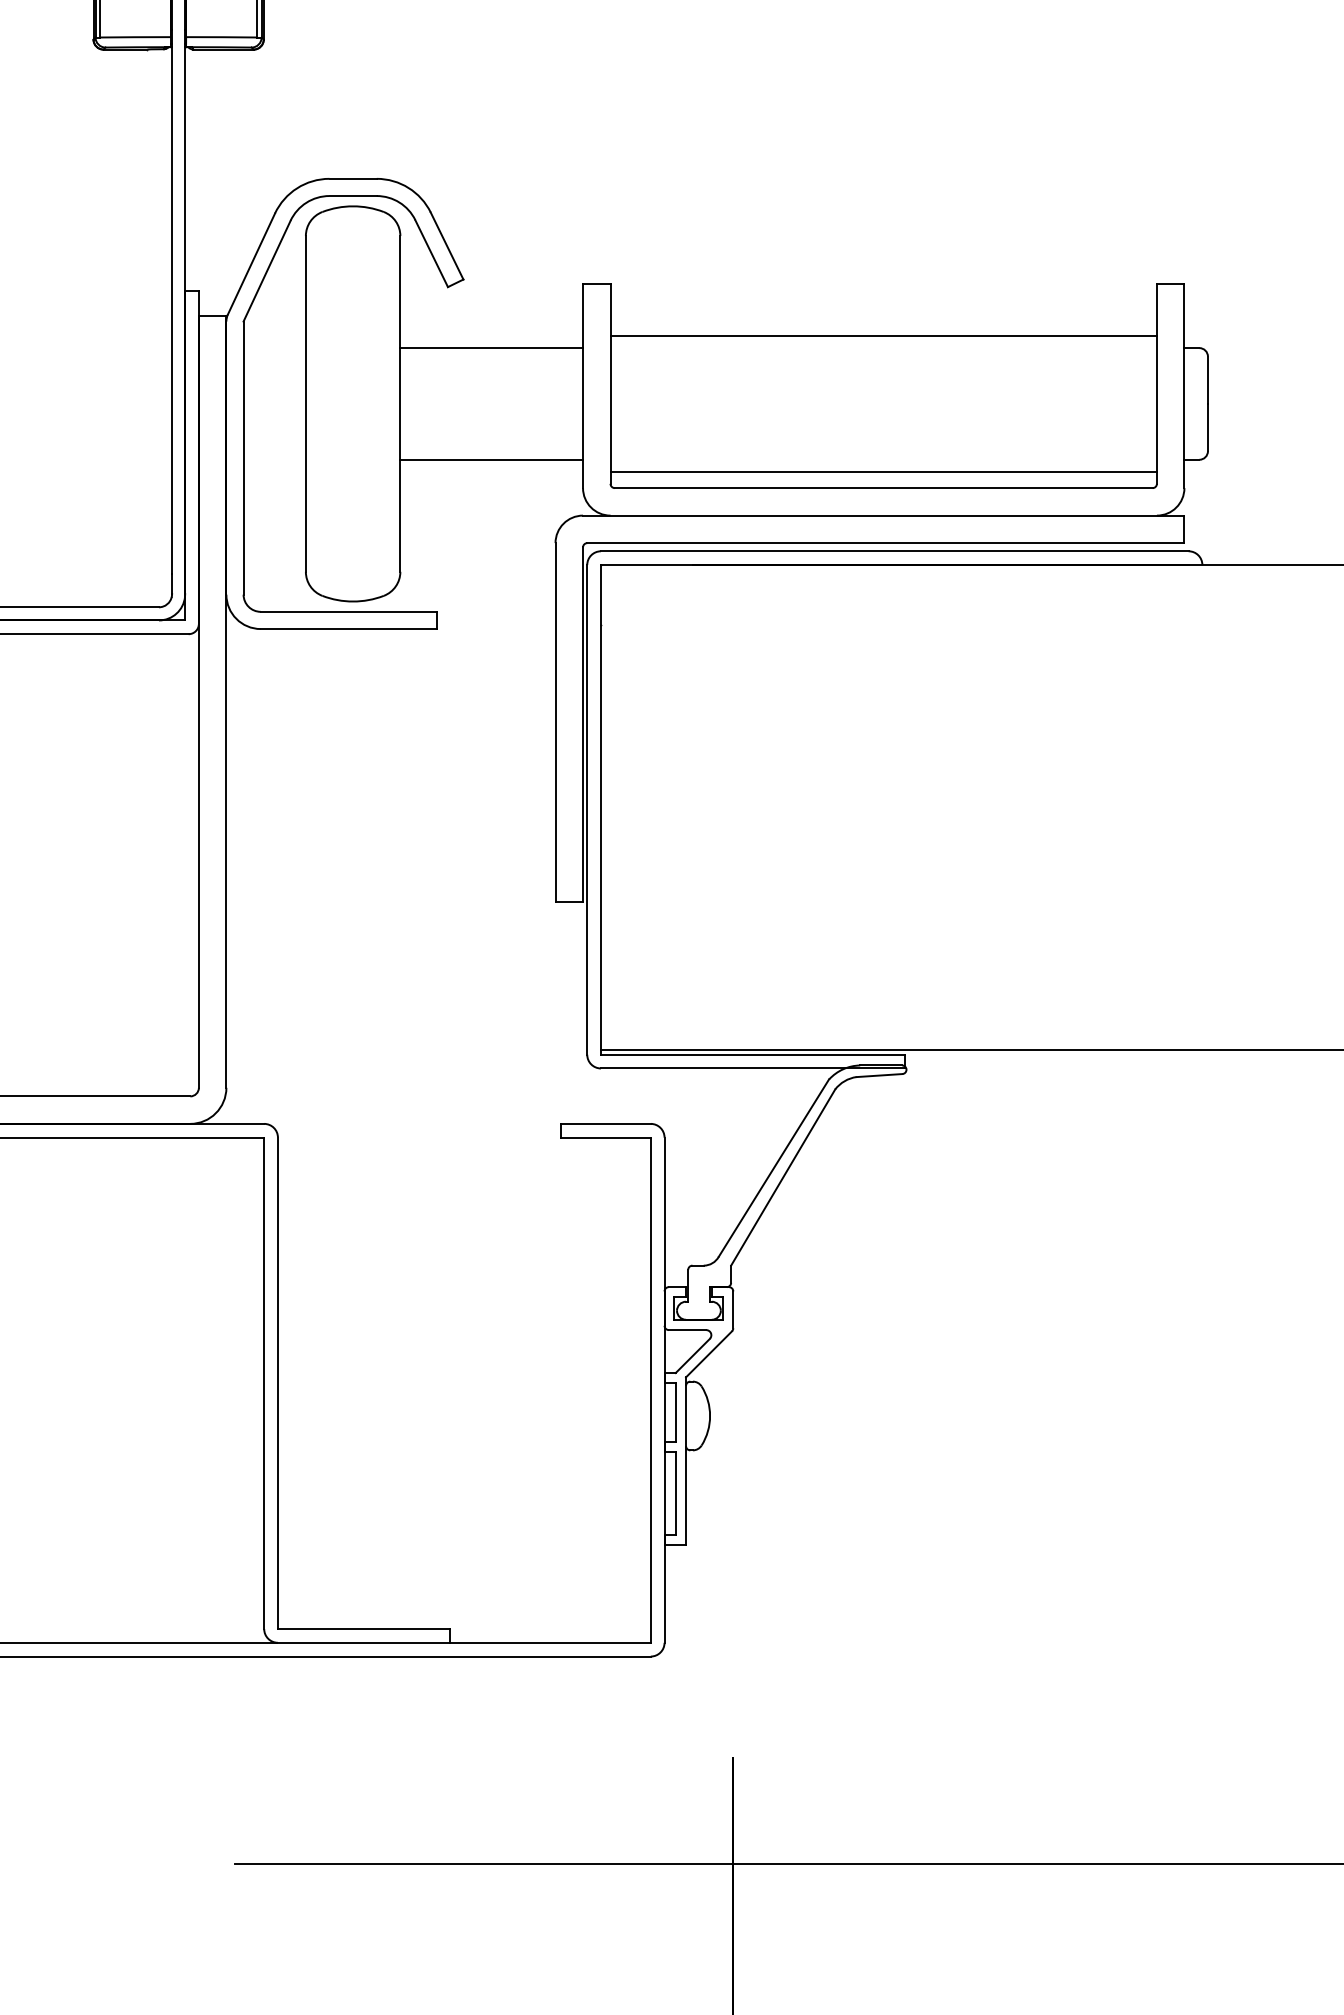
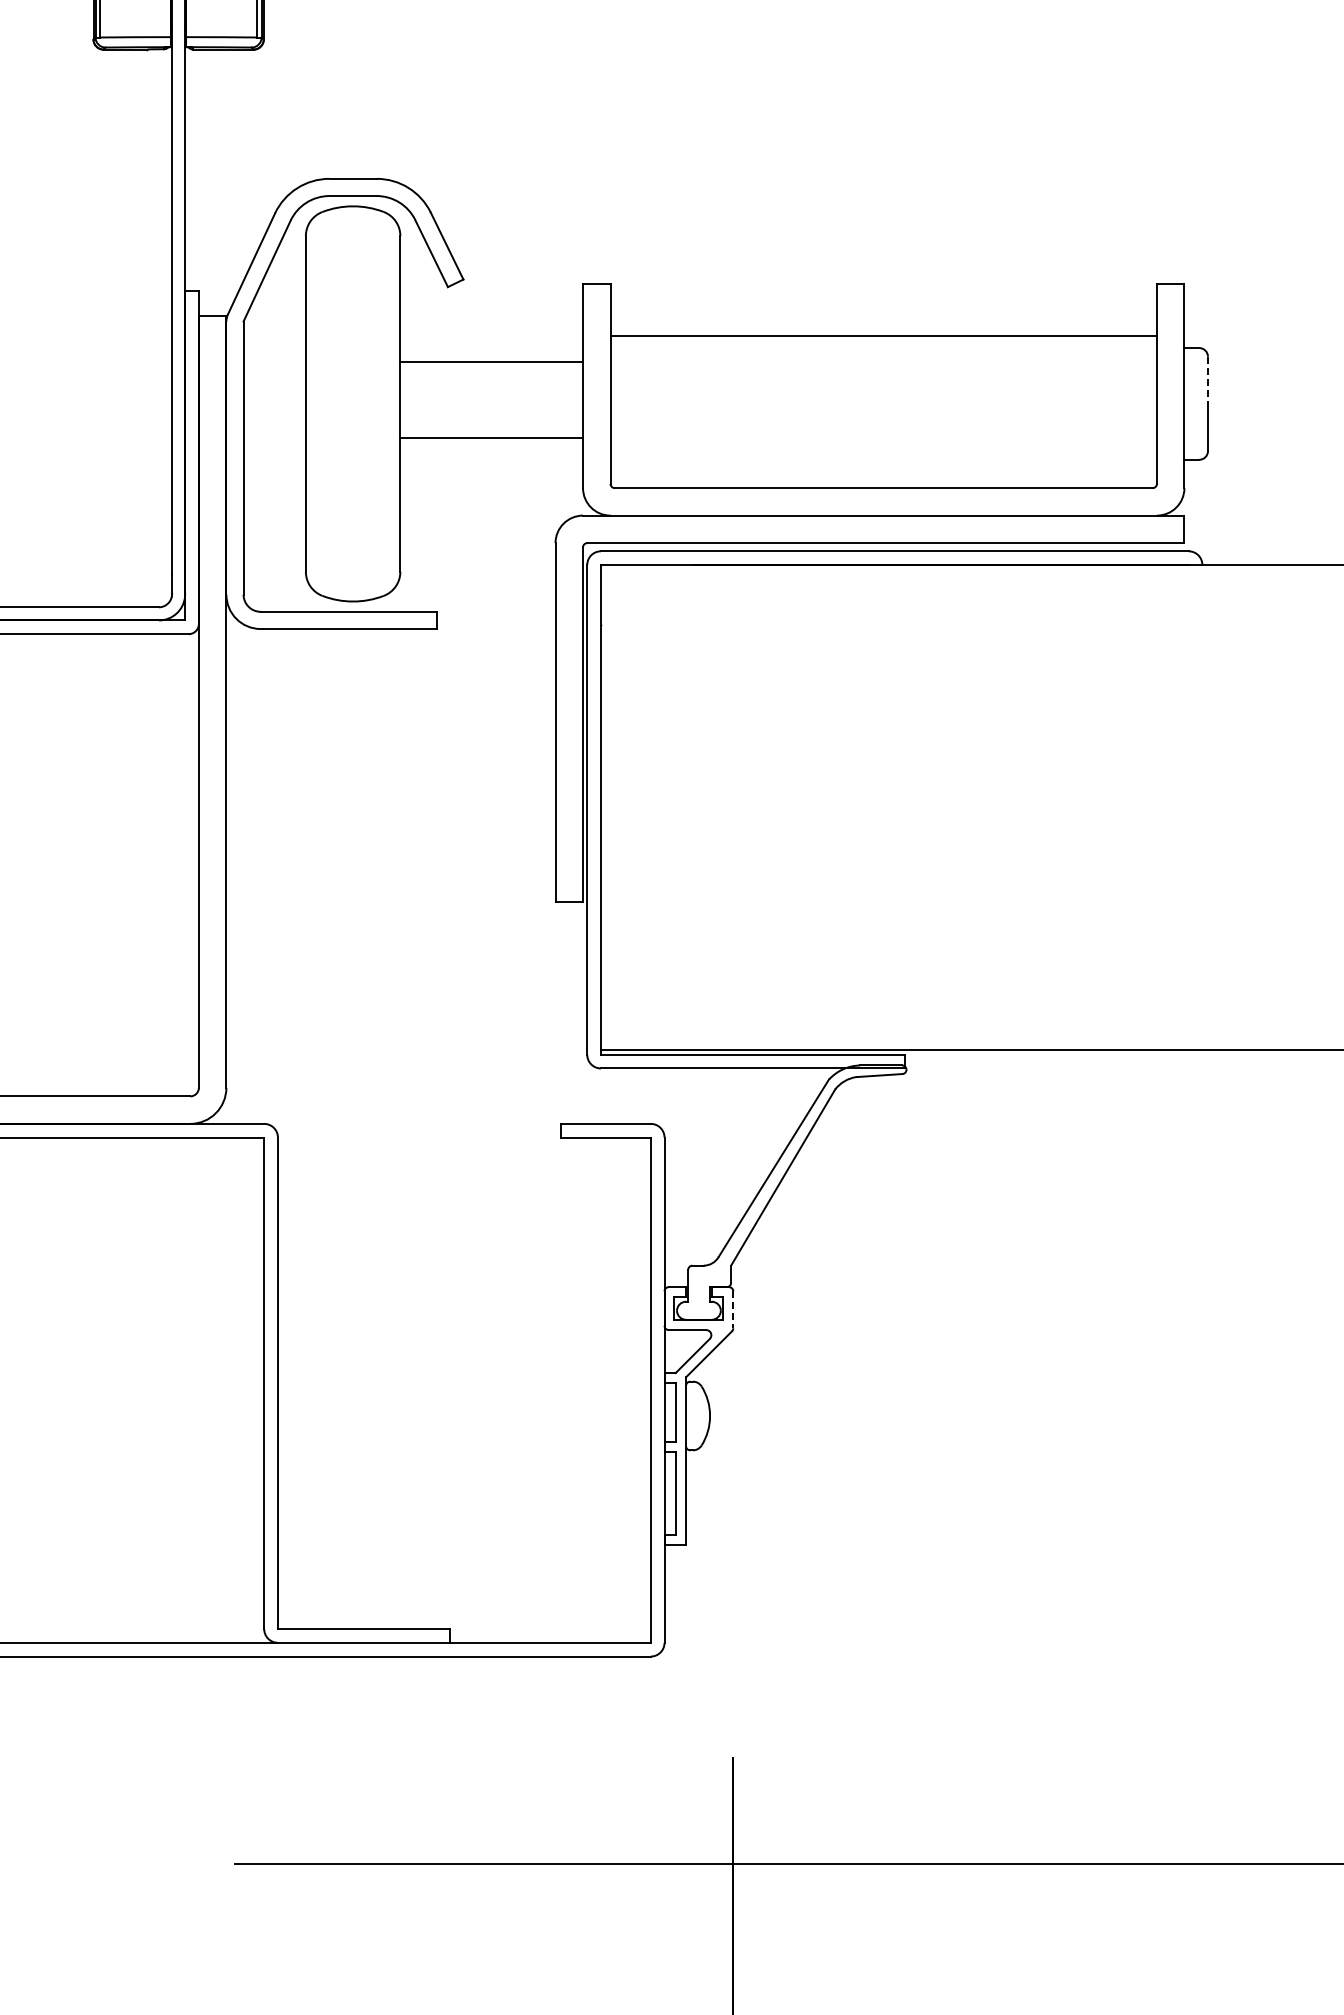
line position: (491, 348) -> (491, 362) (491, 362)
line: solid -> dashed (1207, 380)
line position: (491, 459) -> (491, 437) (491, 437)
line: present -> none (883, 472)
line: solid -> dashed (733, 1310)
